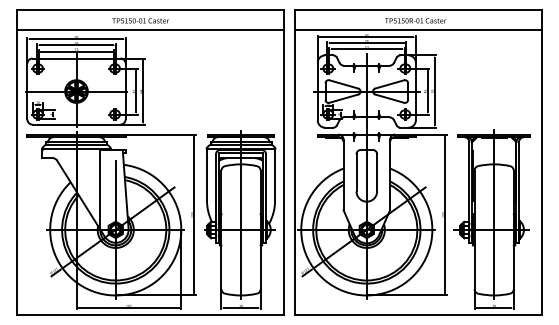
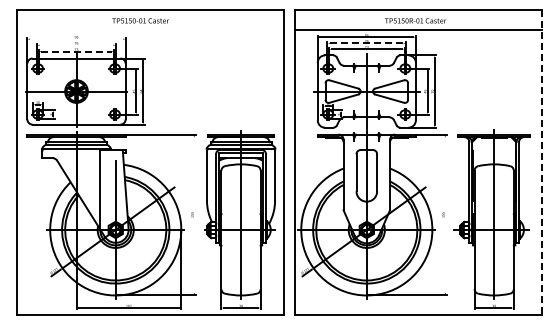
line: present -> none (150, 30)
line: present -> none (76, 39)
line: solid -> dashed (366, 43)
line: present -> none (76, 45)
line: solid -> dashed (77, 51)
line: solid -> dashed (542, 162)
line: present -> none (194, 214)
line: present -> none (445, 214)
